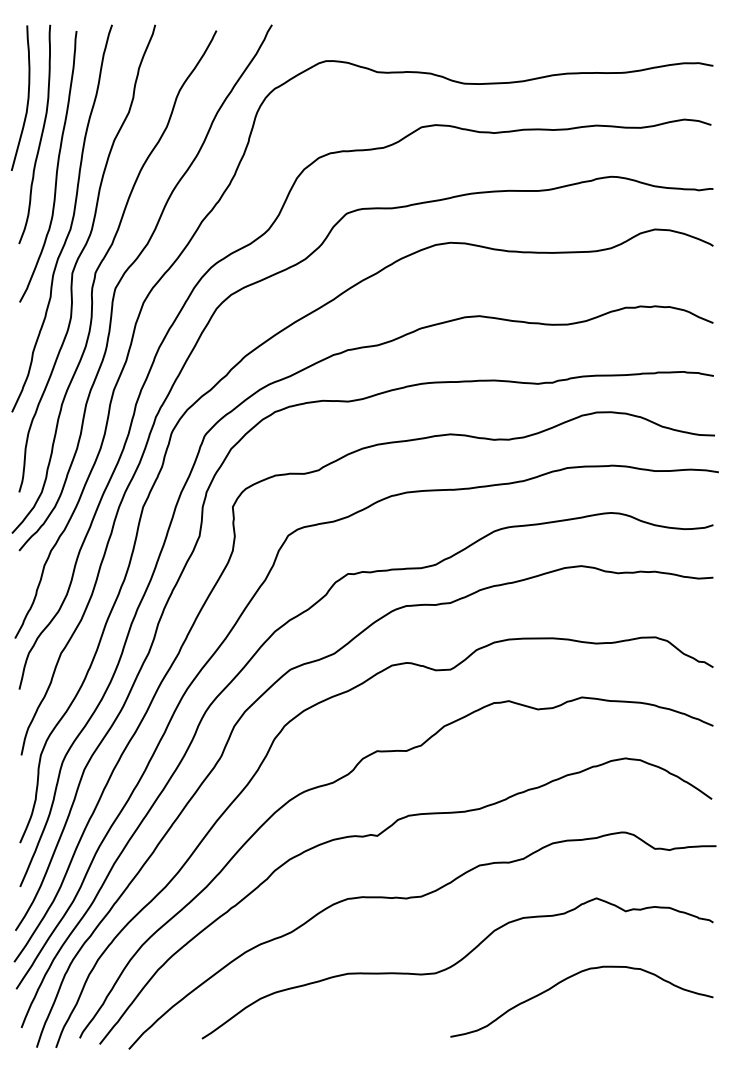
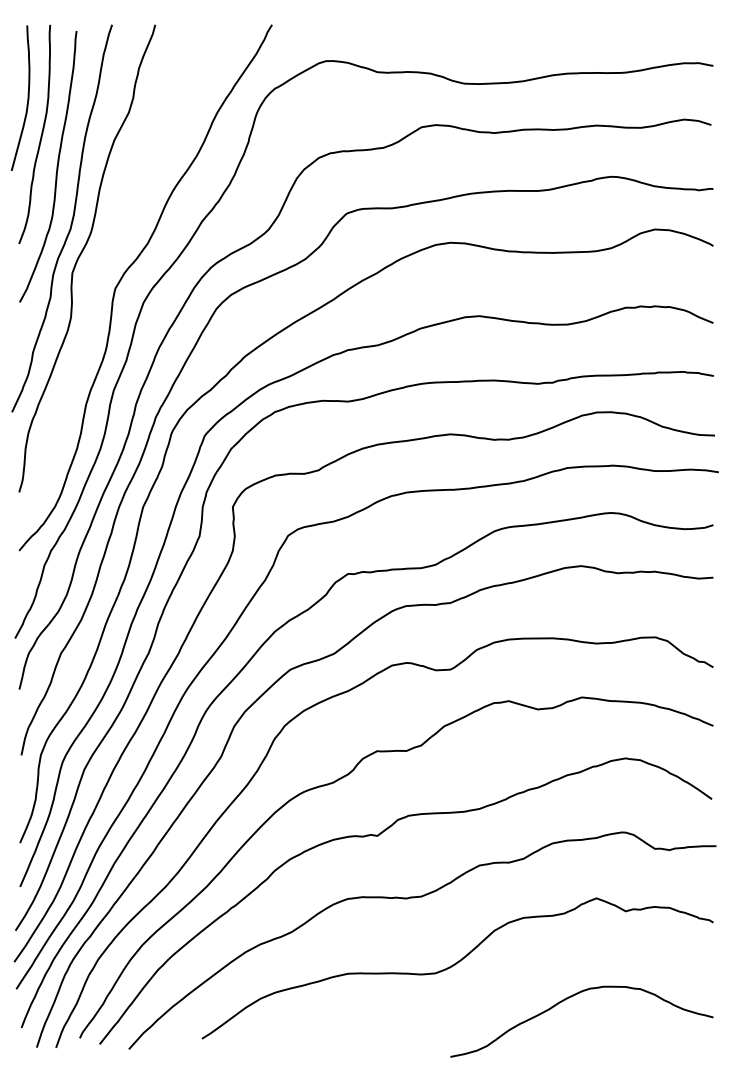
curve: present -> none (95, 280)
curve position: (569, 978) -> (569, 998) (569, 998)
